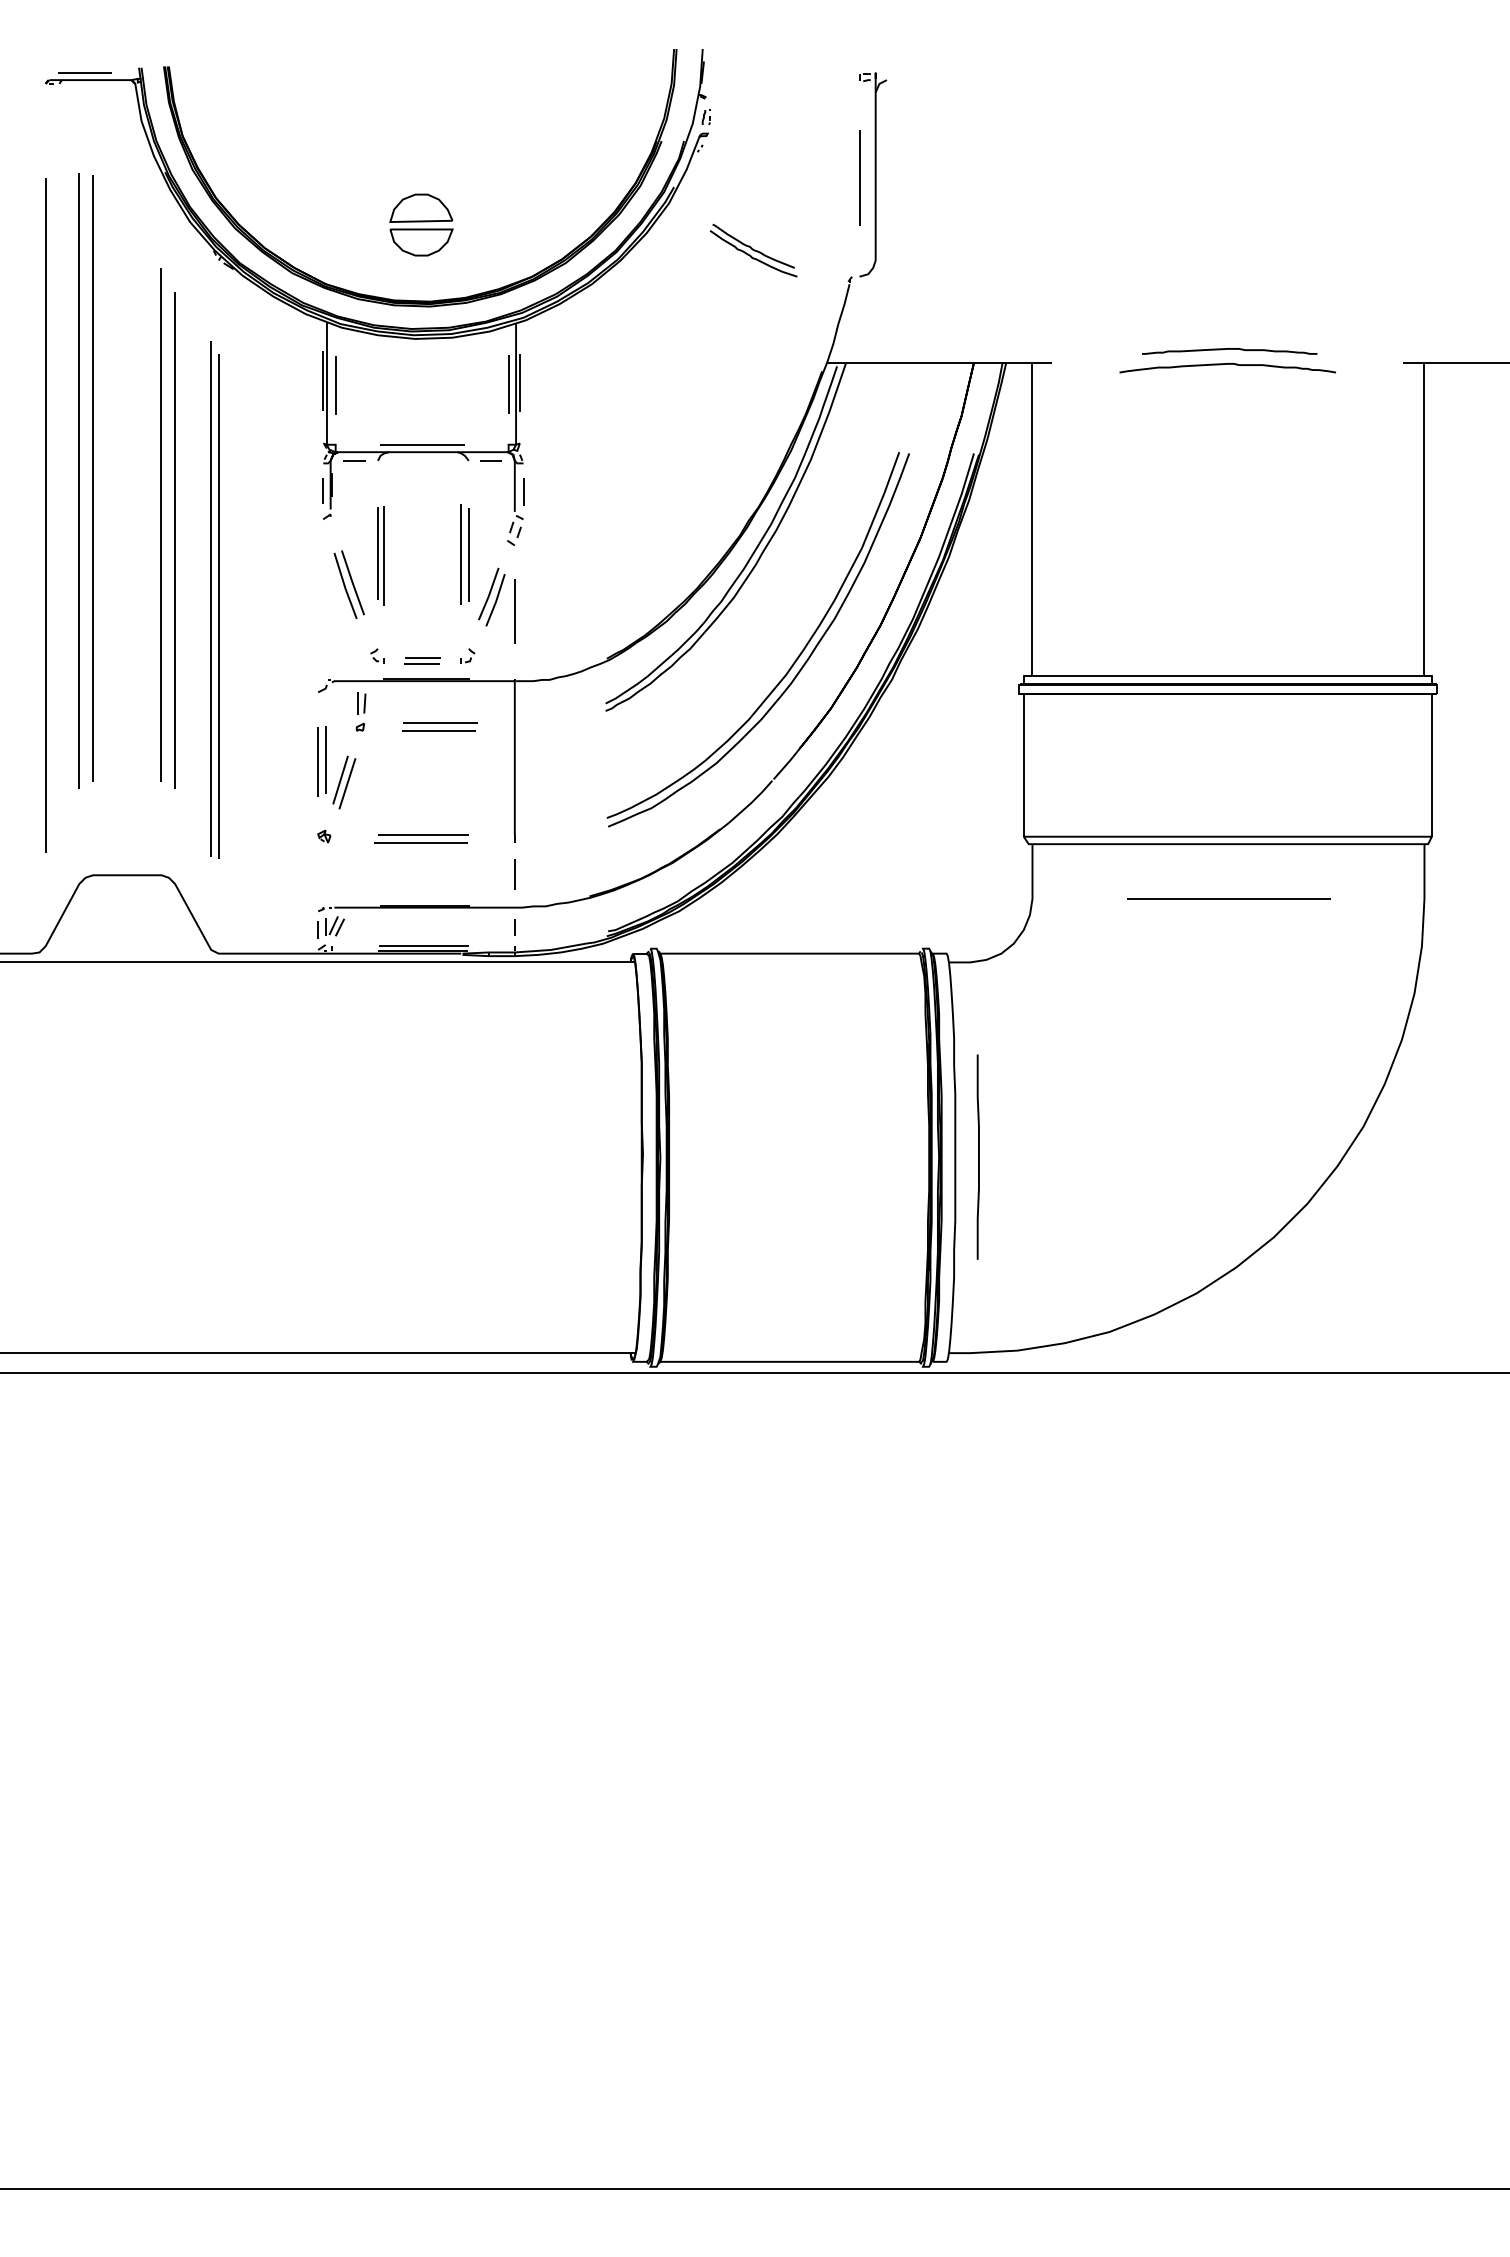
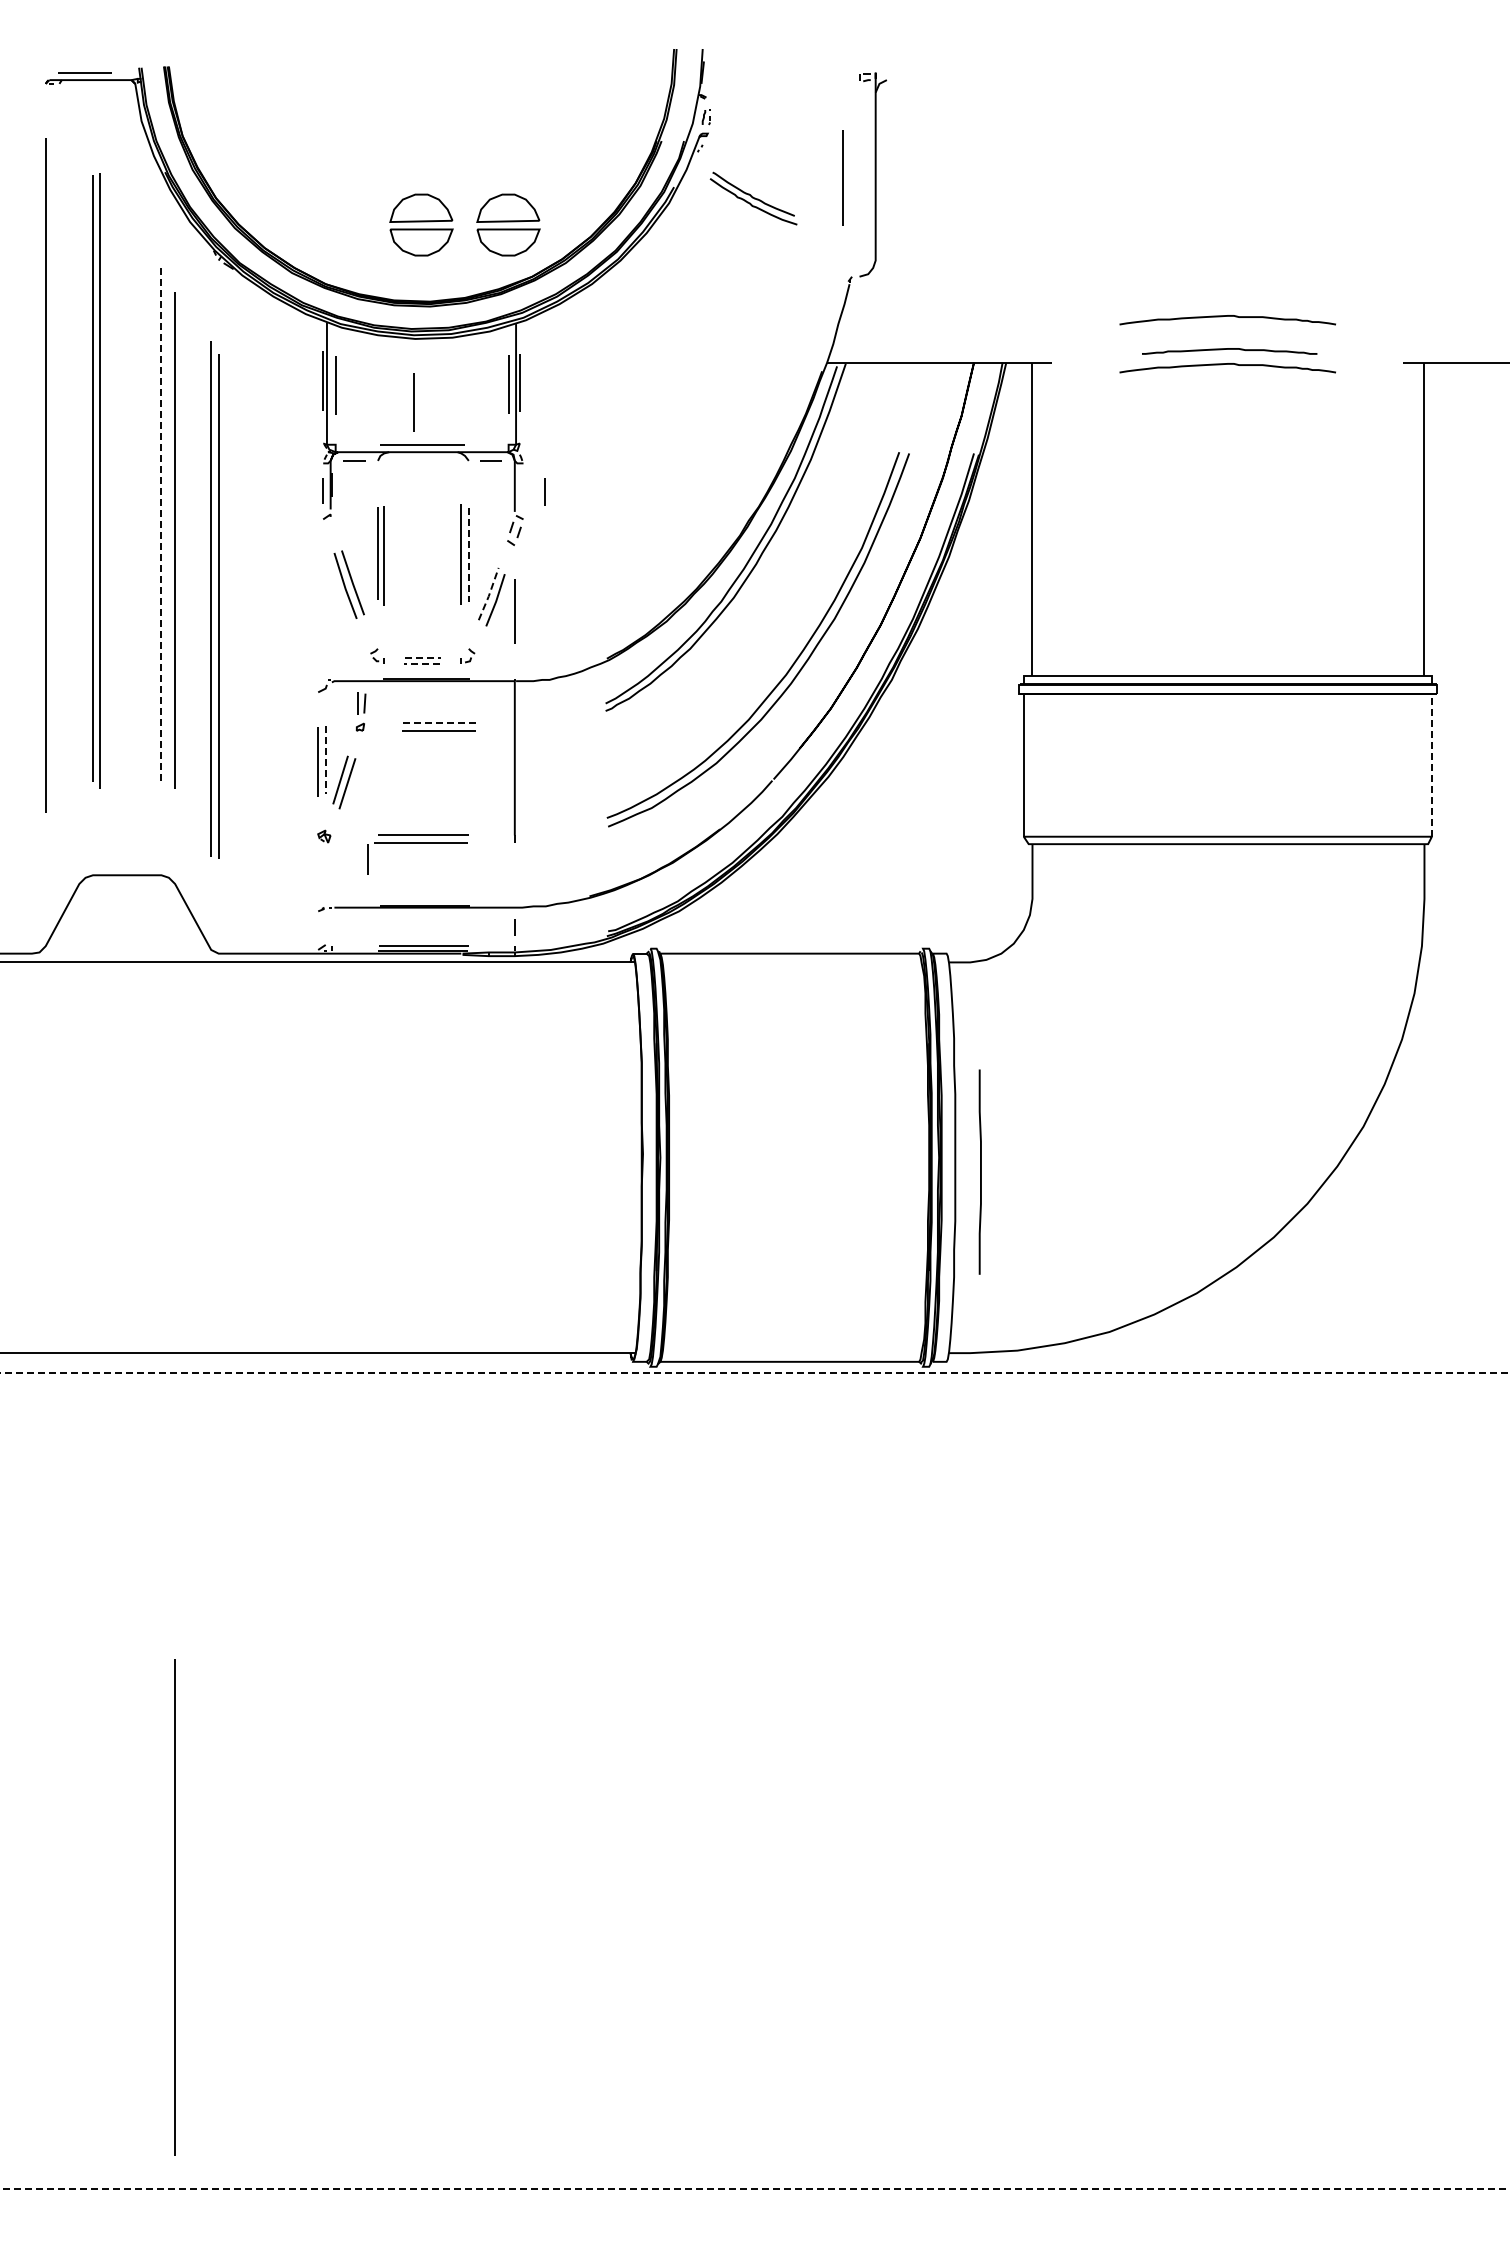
line position: (859, 177) -> (842, 177) (842, 177)
part: none -> present (508, 224)
part position: (753, 250) -> (753, 198) (753, 198)
curve: none -> present (1227, 316)
line: none -> present (413, 402)
line position: (78, 480) -> (99, 480) (99, 480)
line position: (523, 491) -> (544, 491) (544, 491)
line position: (45, 515) -> (45, 475) (45, 475)
line: solid -> dashed (161, 524)
line: solid -> dashed (468, 554)
line: solid -> dashed (489, 594)
line: solid -> dashed (423, 657)
line: solid -> dashed (421, 663)
line: solid -> dashed (440, 723)
line: solid -> dashed (325, 760)
line: solid -> dashed (1431, 765)
line position: (514, 874) -> (367, 859) (367, 859)
line: present -> none (1228, 898)
part: present -> none (330, 927)
line position: (978, 1156) -> (980, 1171) (980, 1171)
line: solid -> dashed (755, 1373)
line: none -> present (174, 1907)
line: solid -> dashed (755, 2189)
